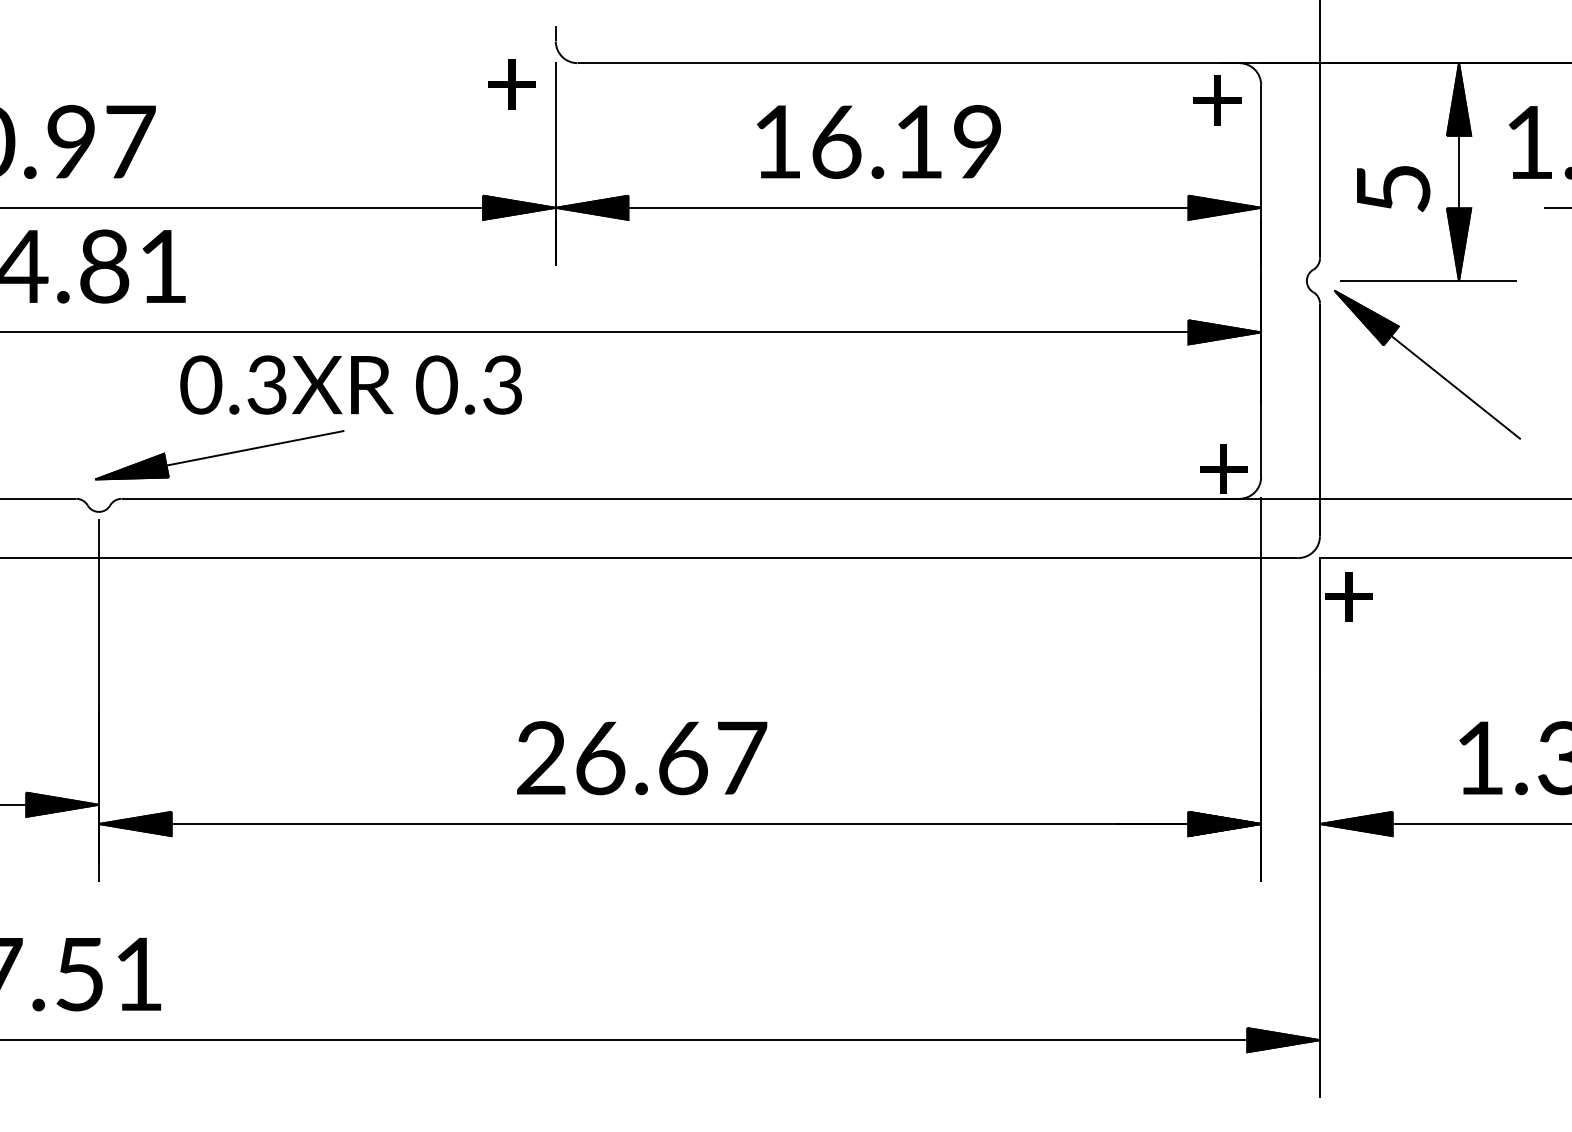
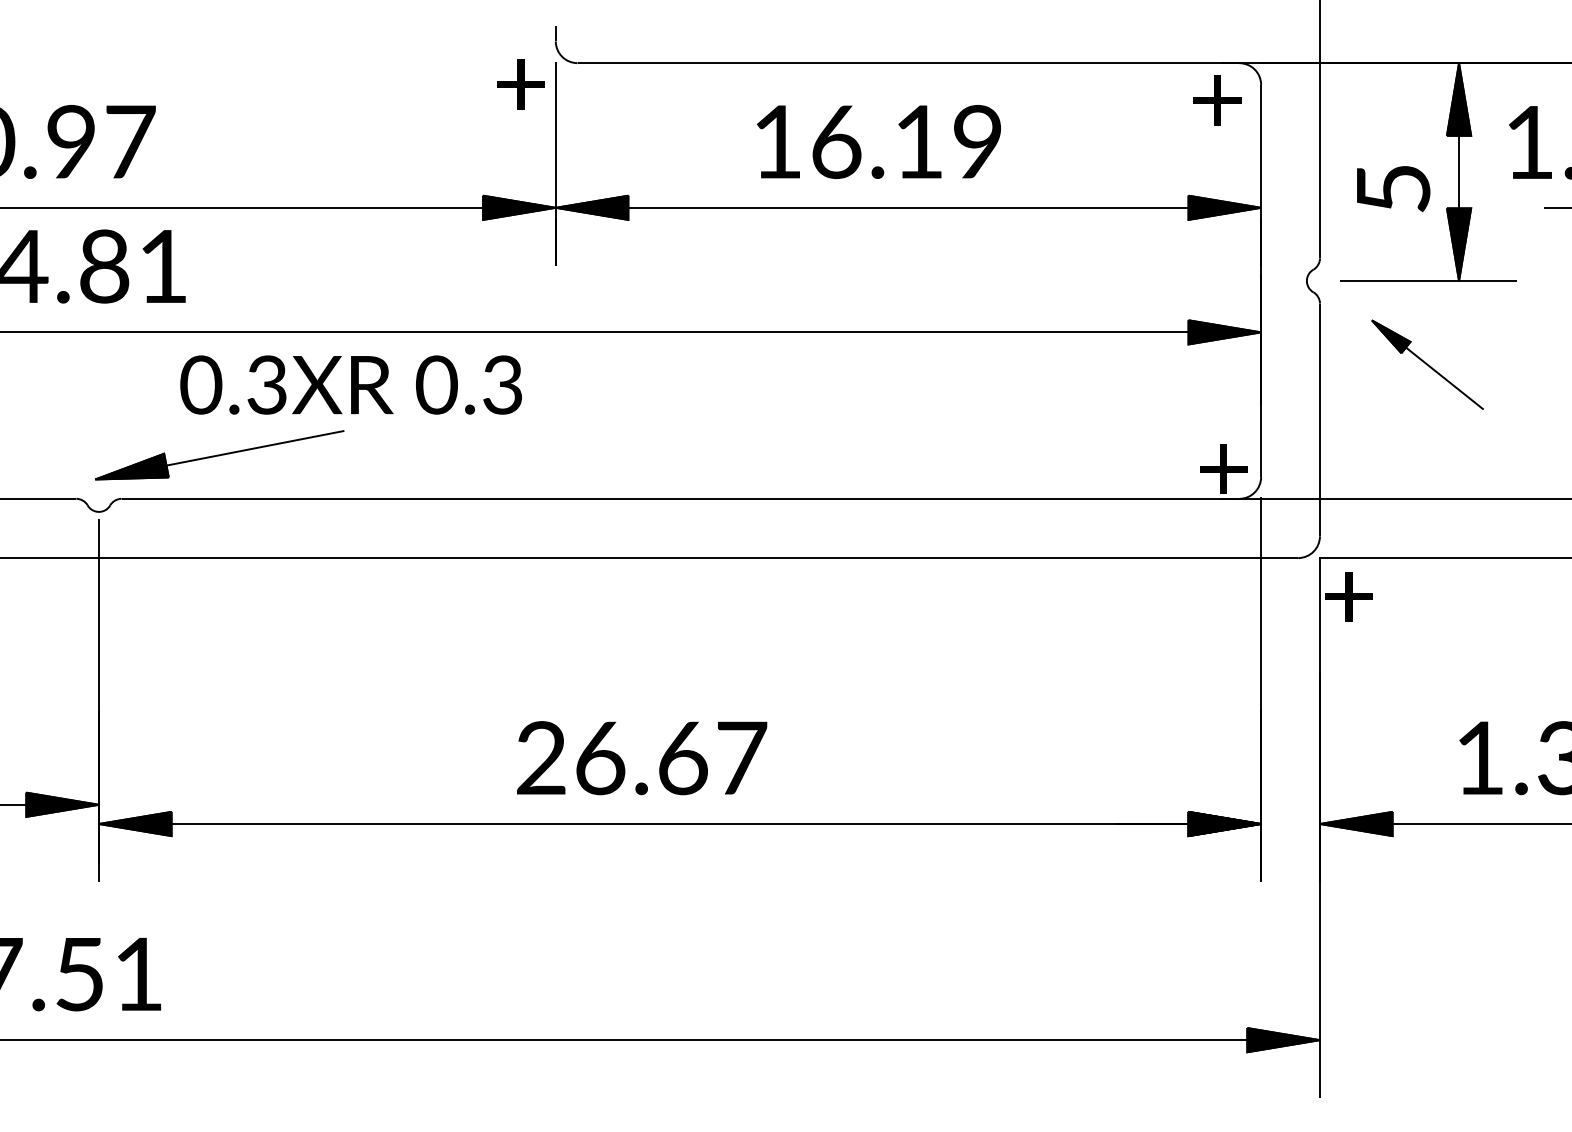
part position: (511, 84) -> (520, 84) (520, 84)
part size: 188x150 px -> 113x91 px (1427, 364)
